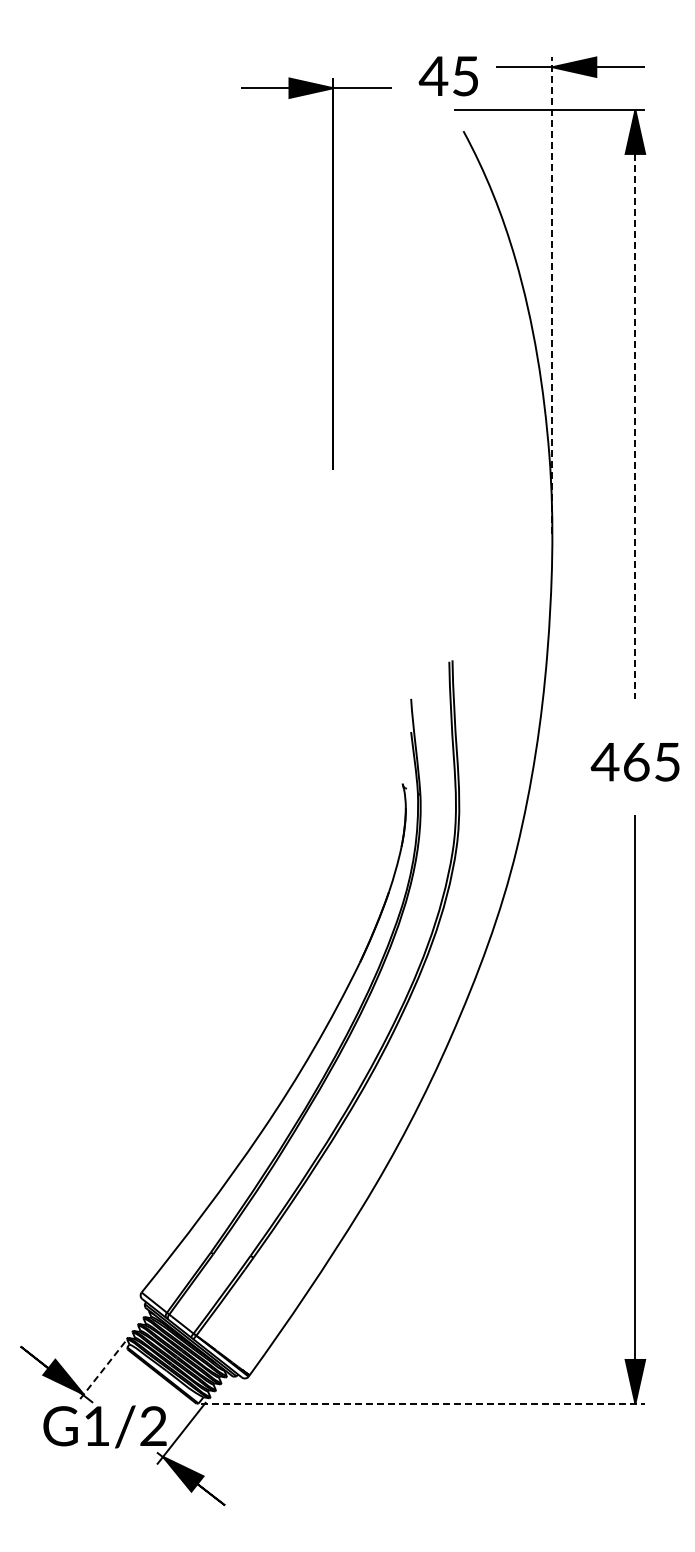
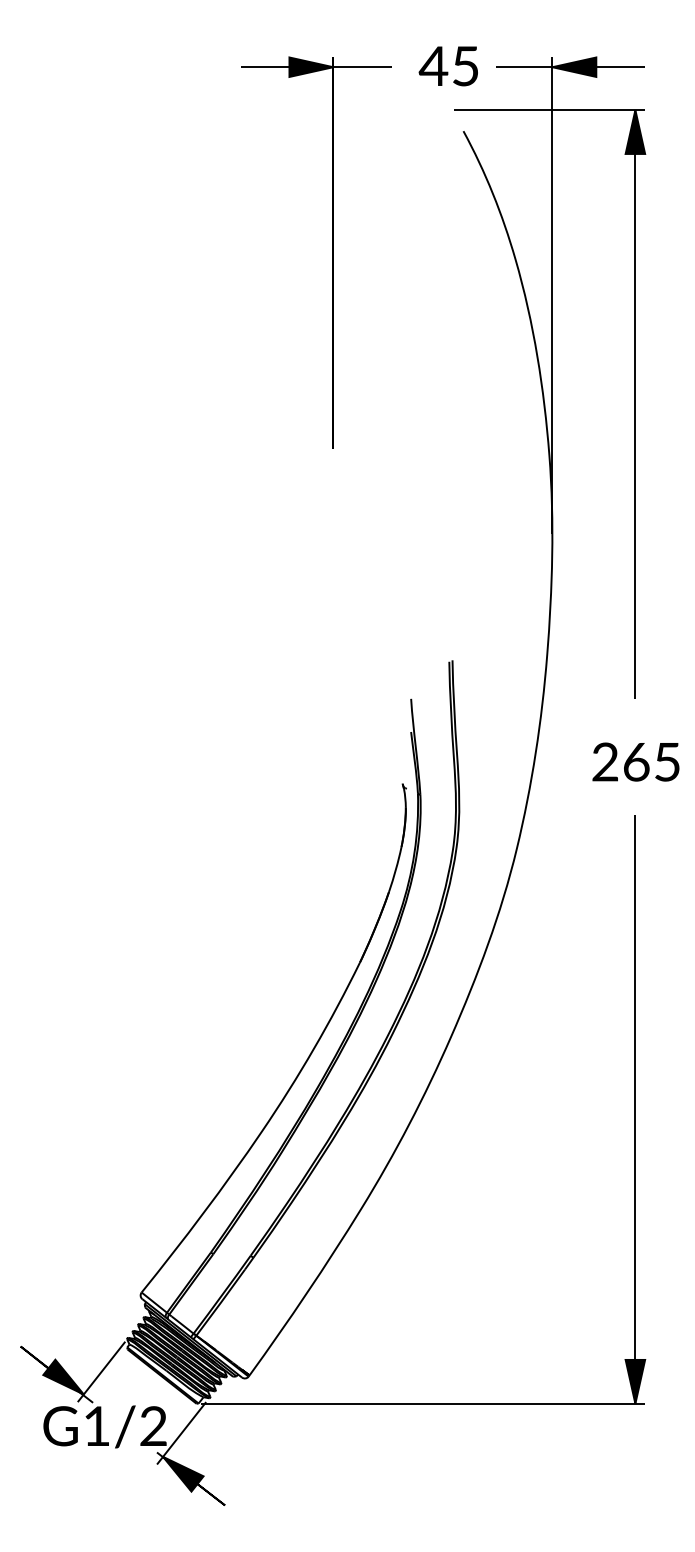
text position: (447, 76) -> (447, 66) (447, 66)
part position: (332, 273) -> (332, 252) (332, 252)
line: dashed -> solid (552, 295)
line: dashed -> solid (635, 404)
text: 465 -> 265 (604, 761)
line: dashed -> solid (101, 1372)
line: dashed -> solid (423, 1403)
